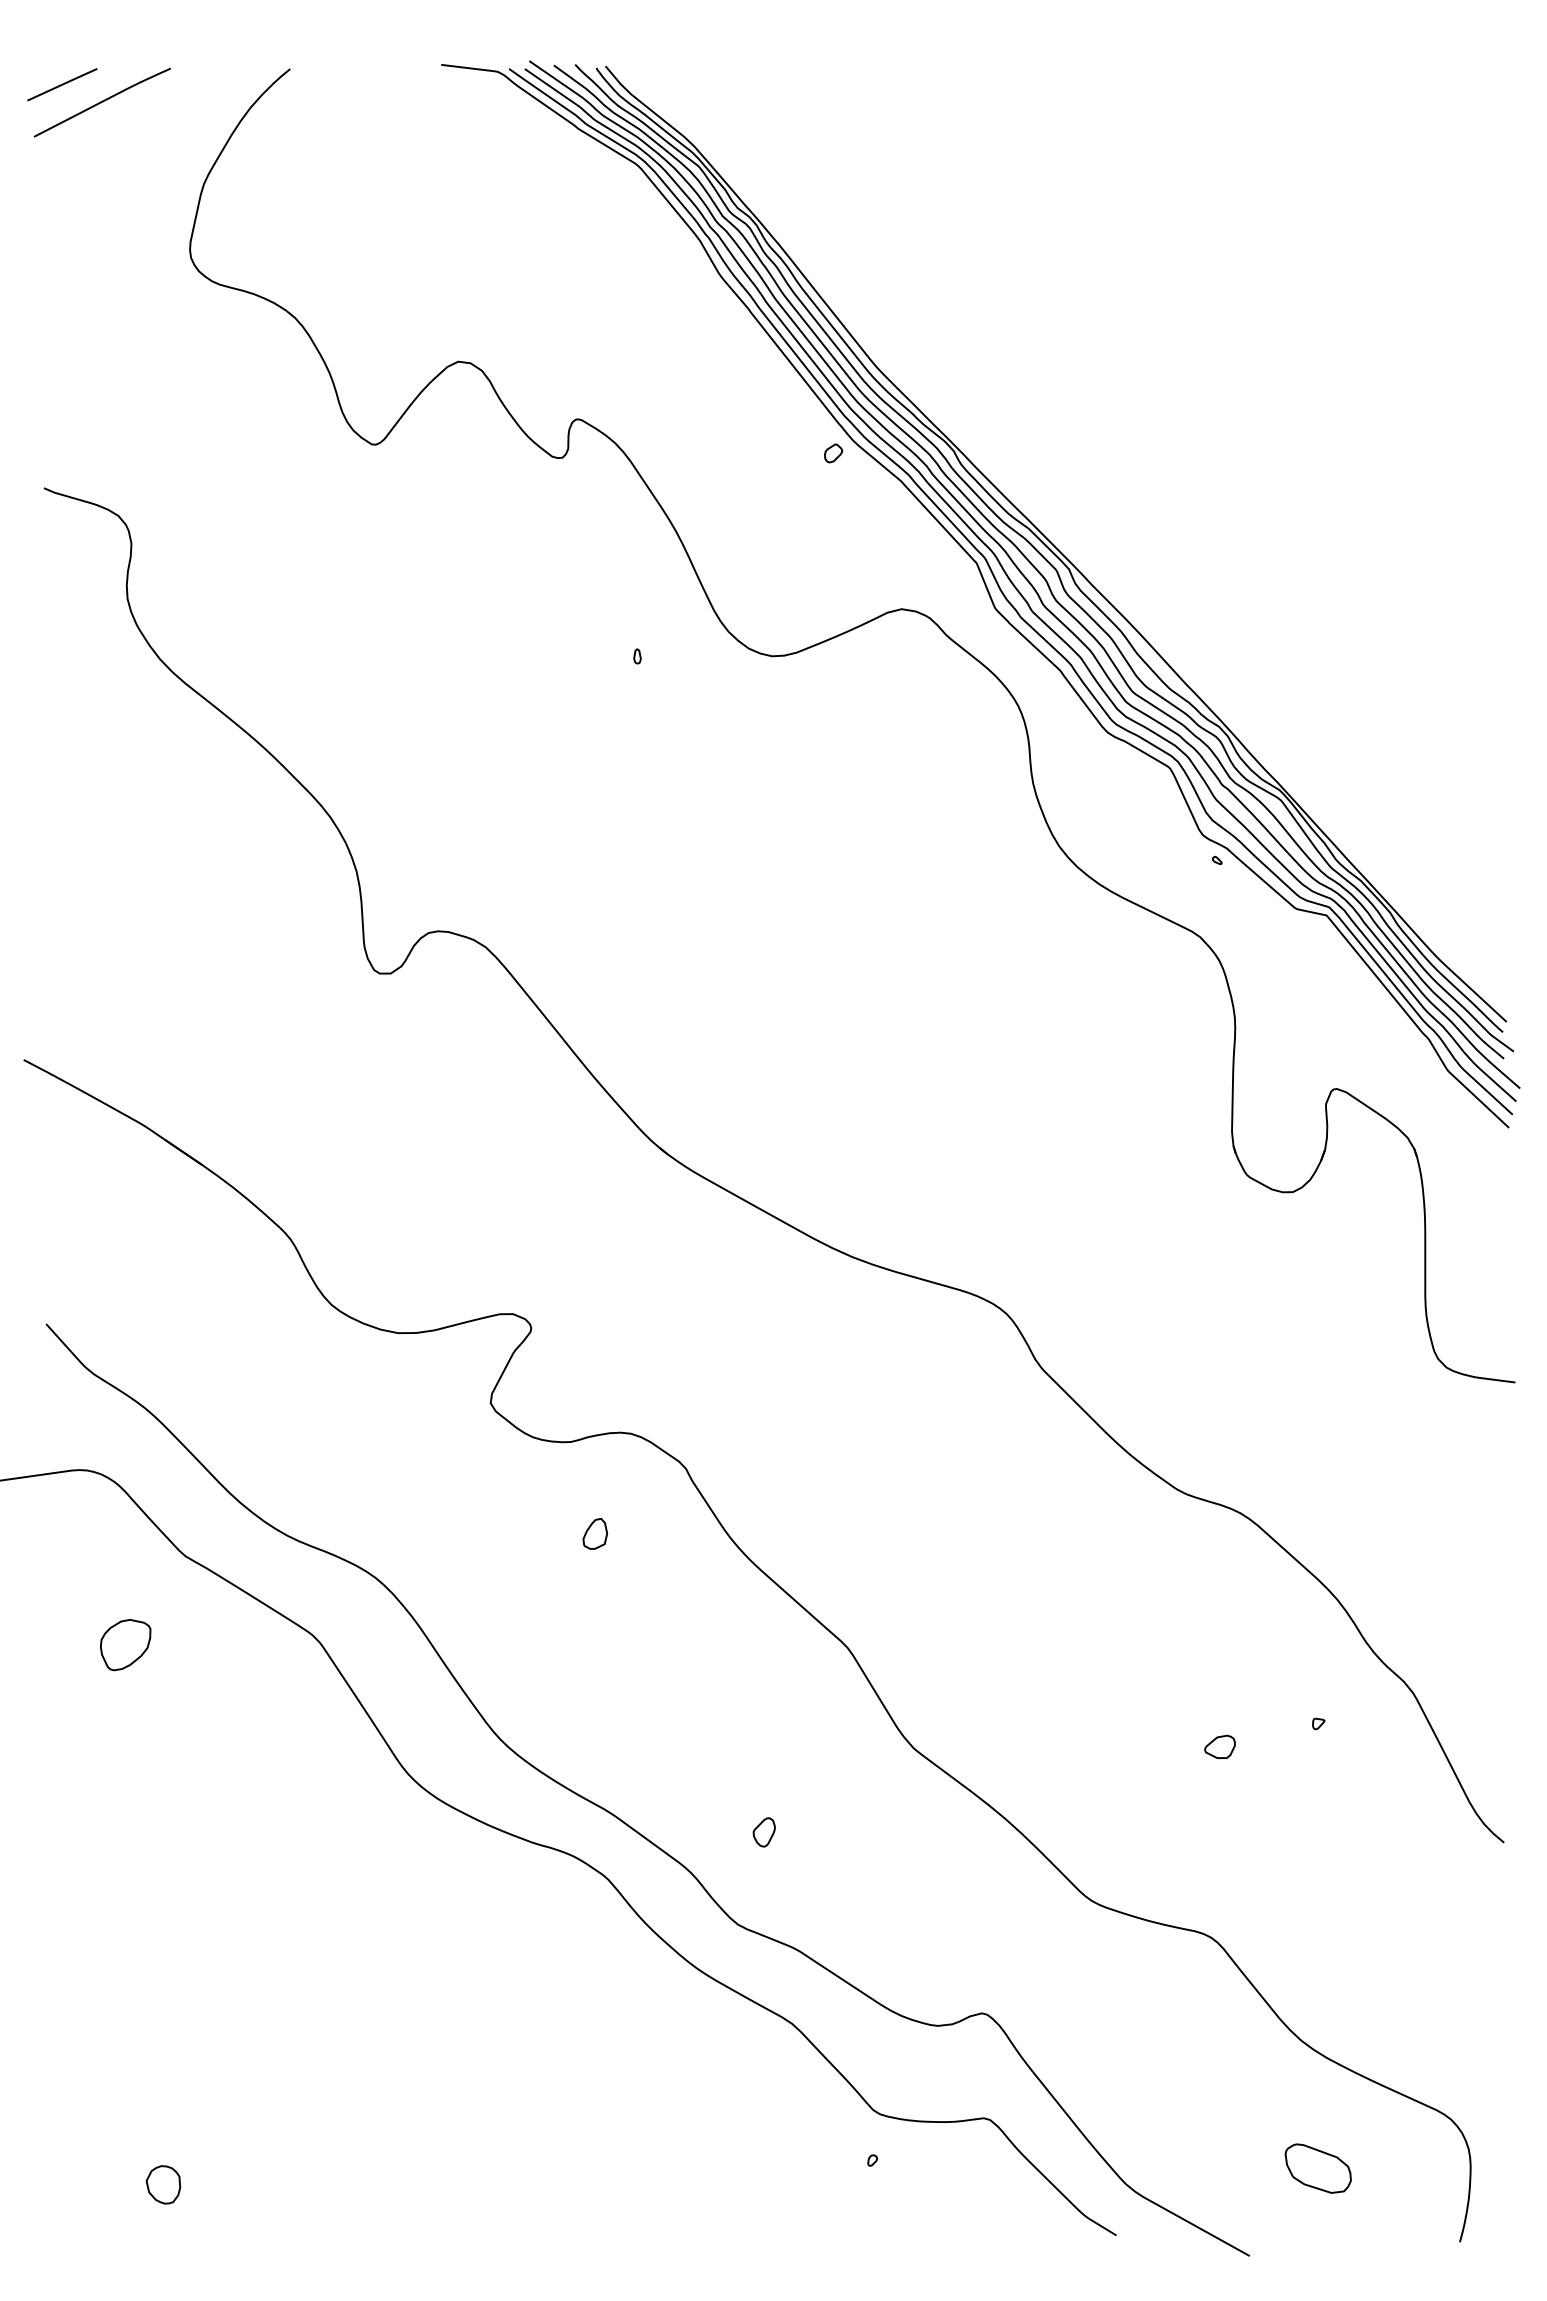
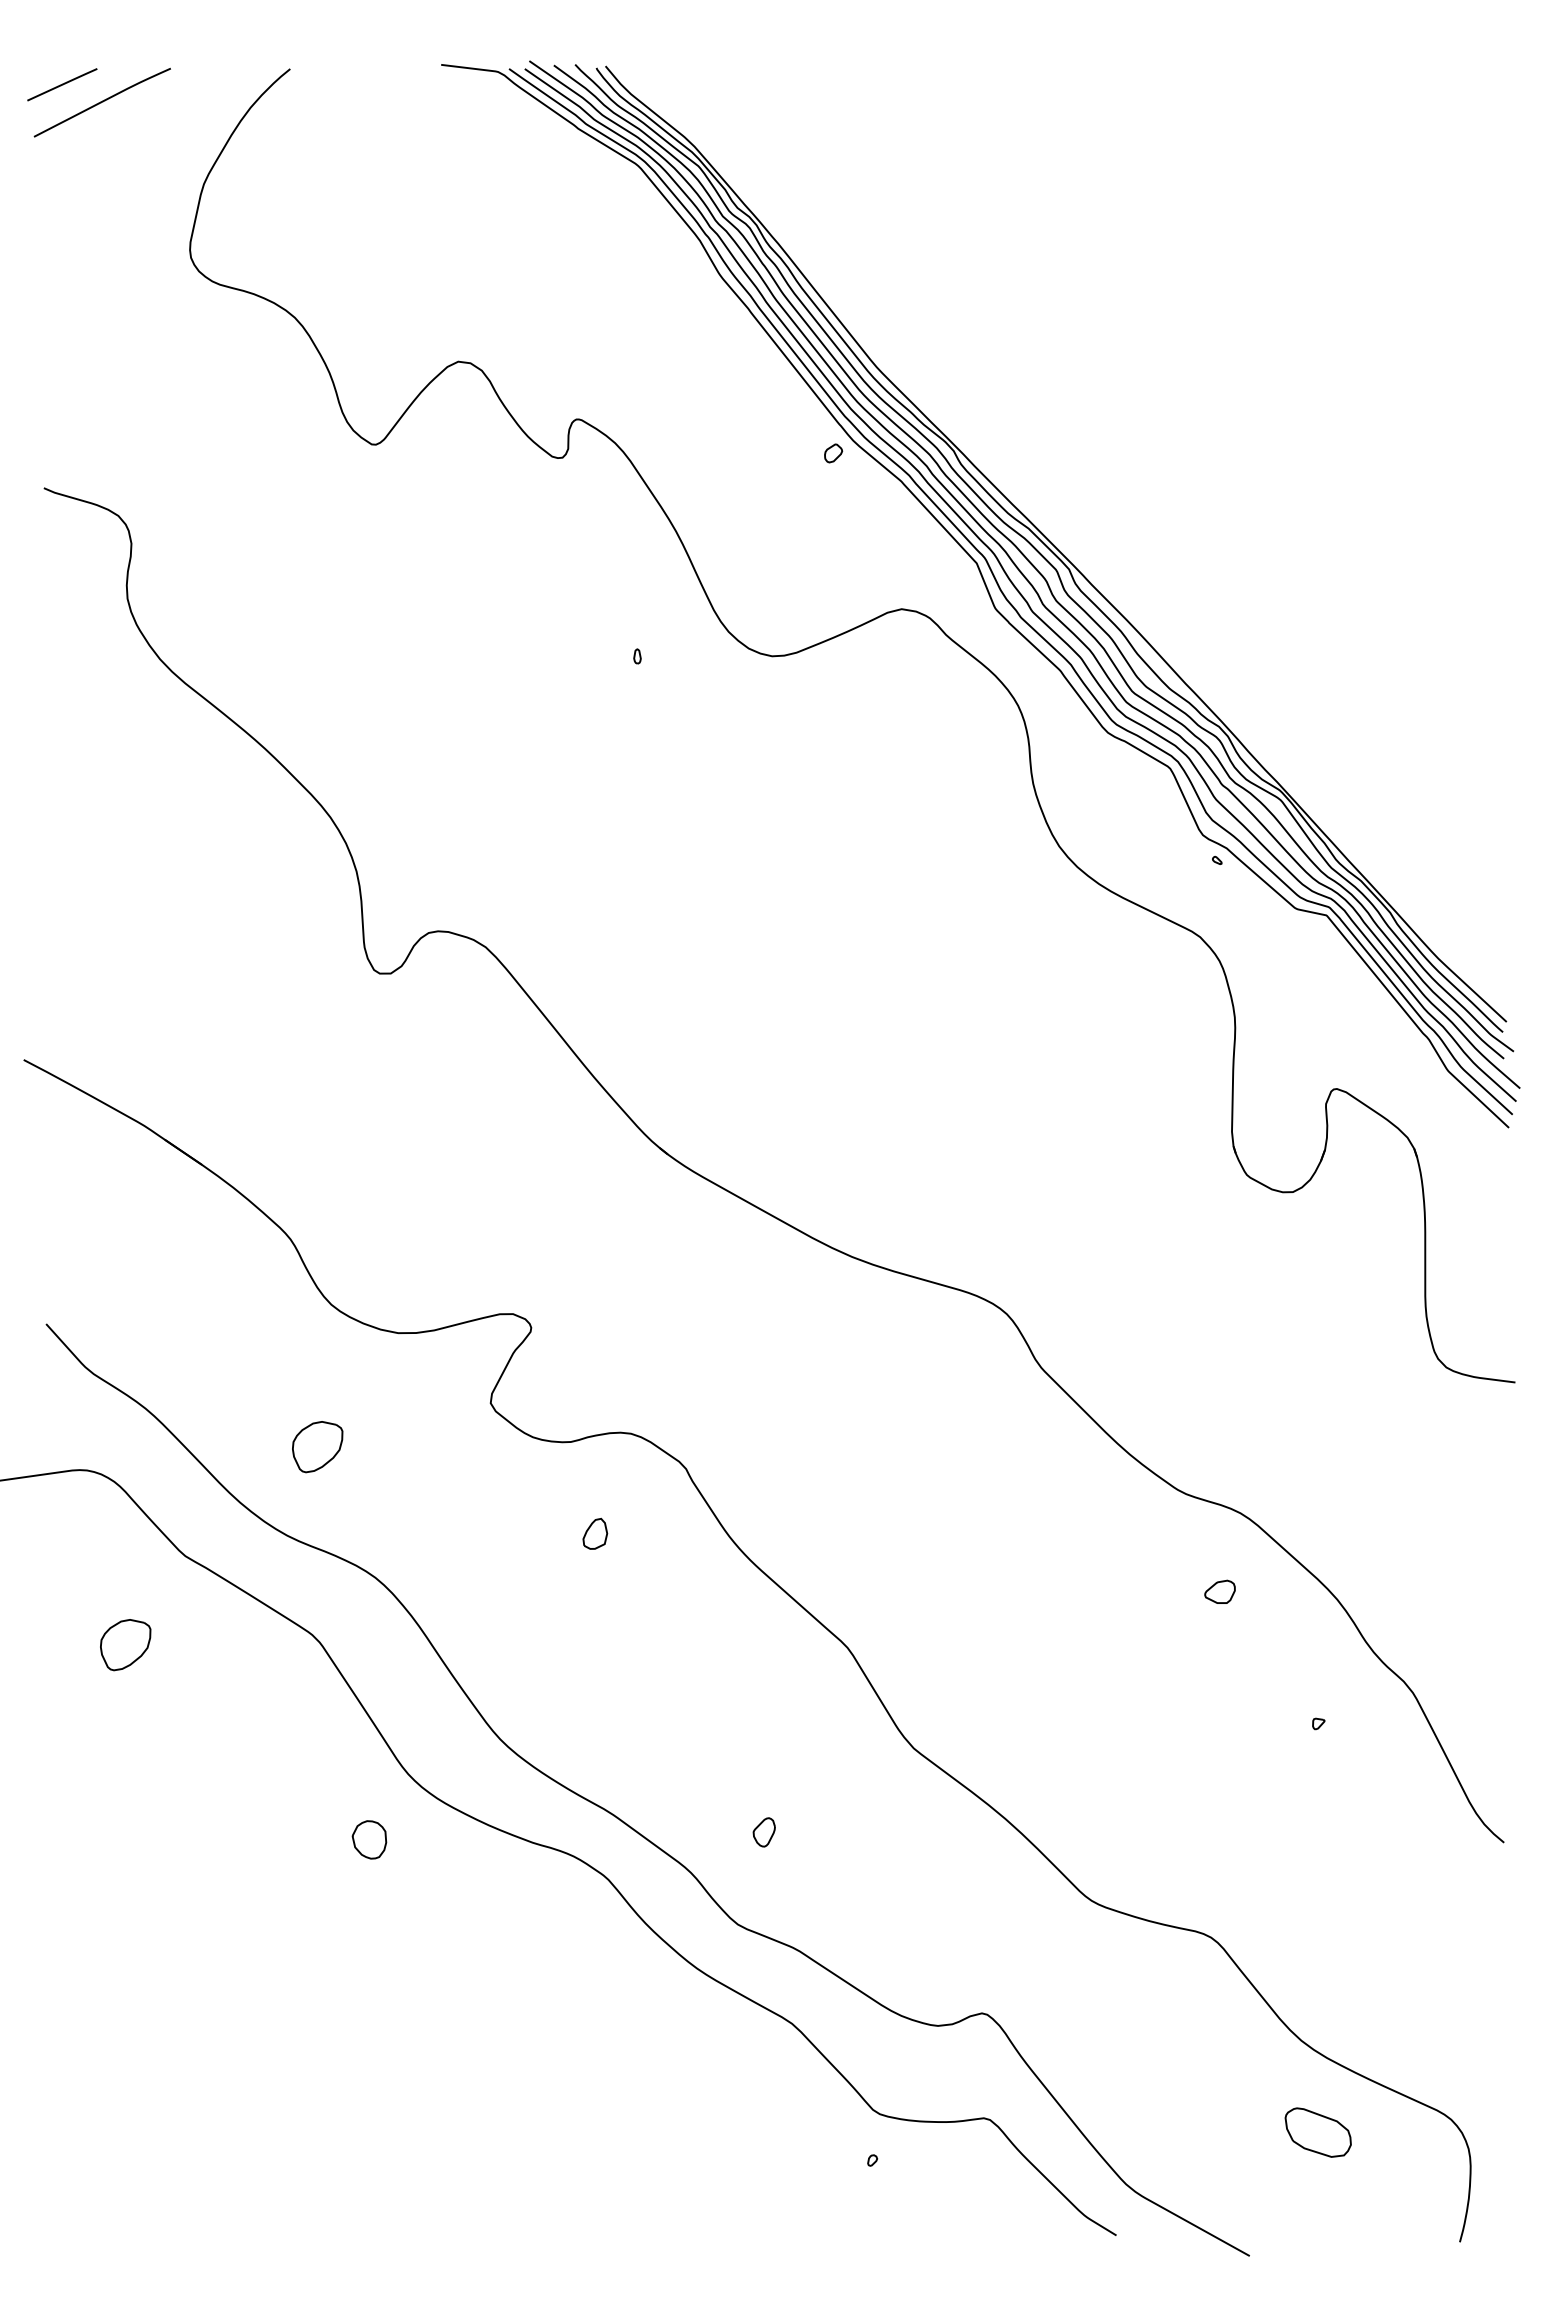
part: none -> present (317, 1447)
part position: (1219, 1746) -> (1219, 1591) (1219, 1591)
part position: (1317, 2168) -> (1317, 2132) (1317, 2132)
part position: (163, 2184) -> (369, 1839) (369, 1839)
